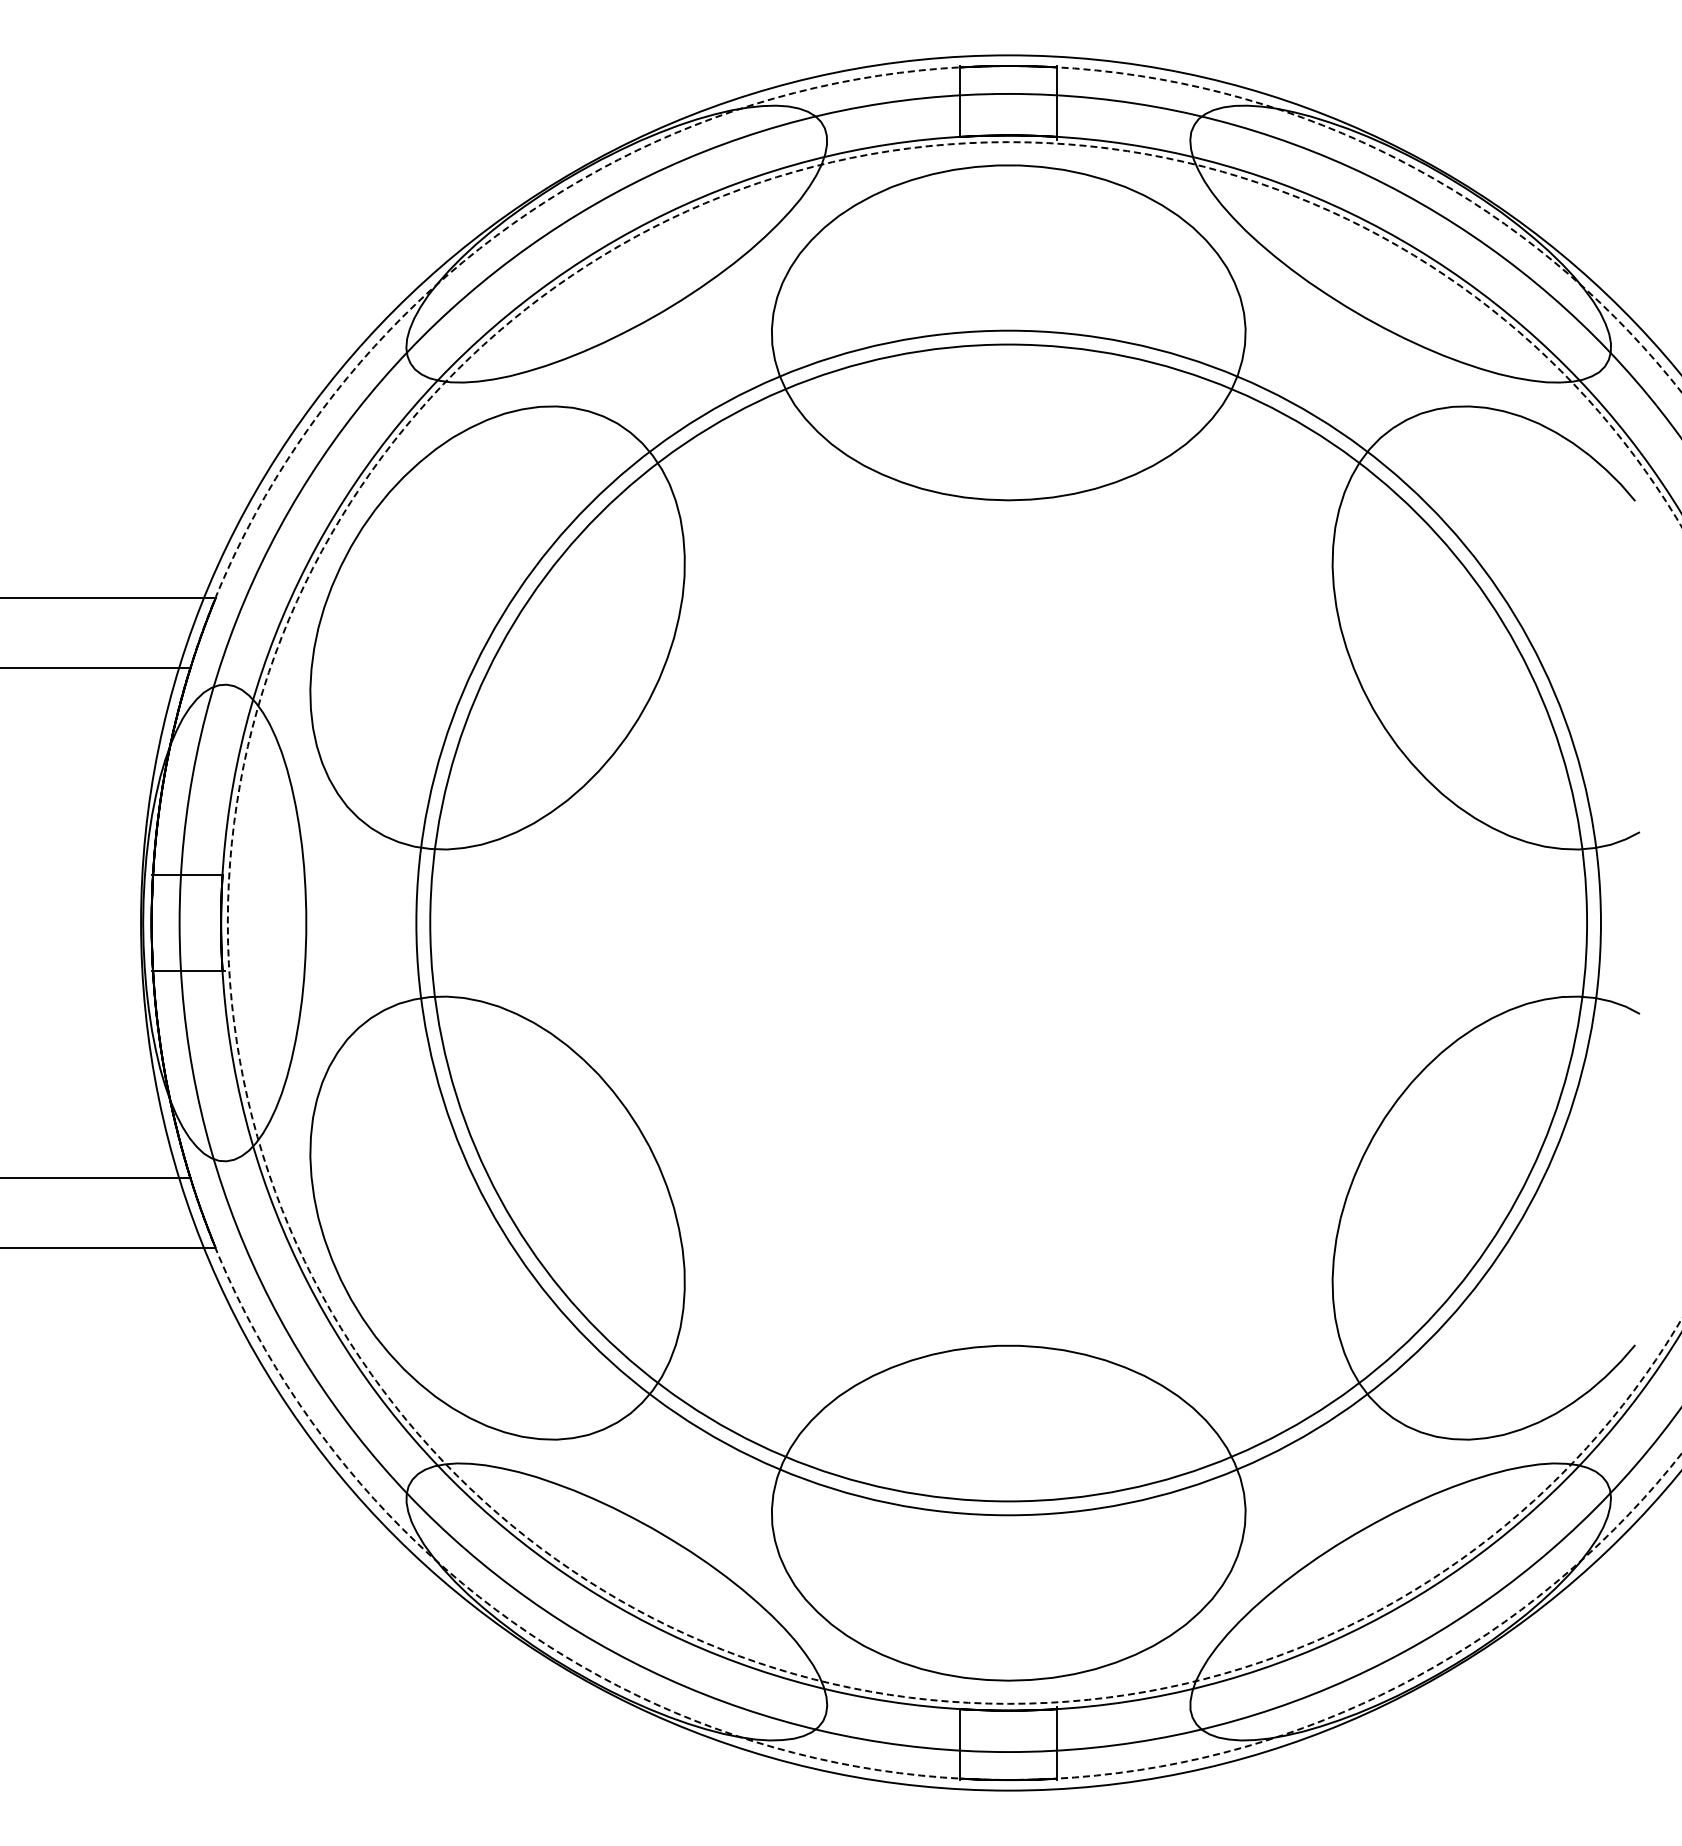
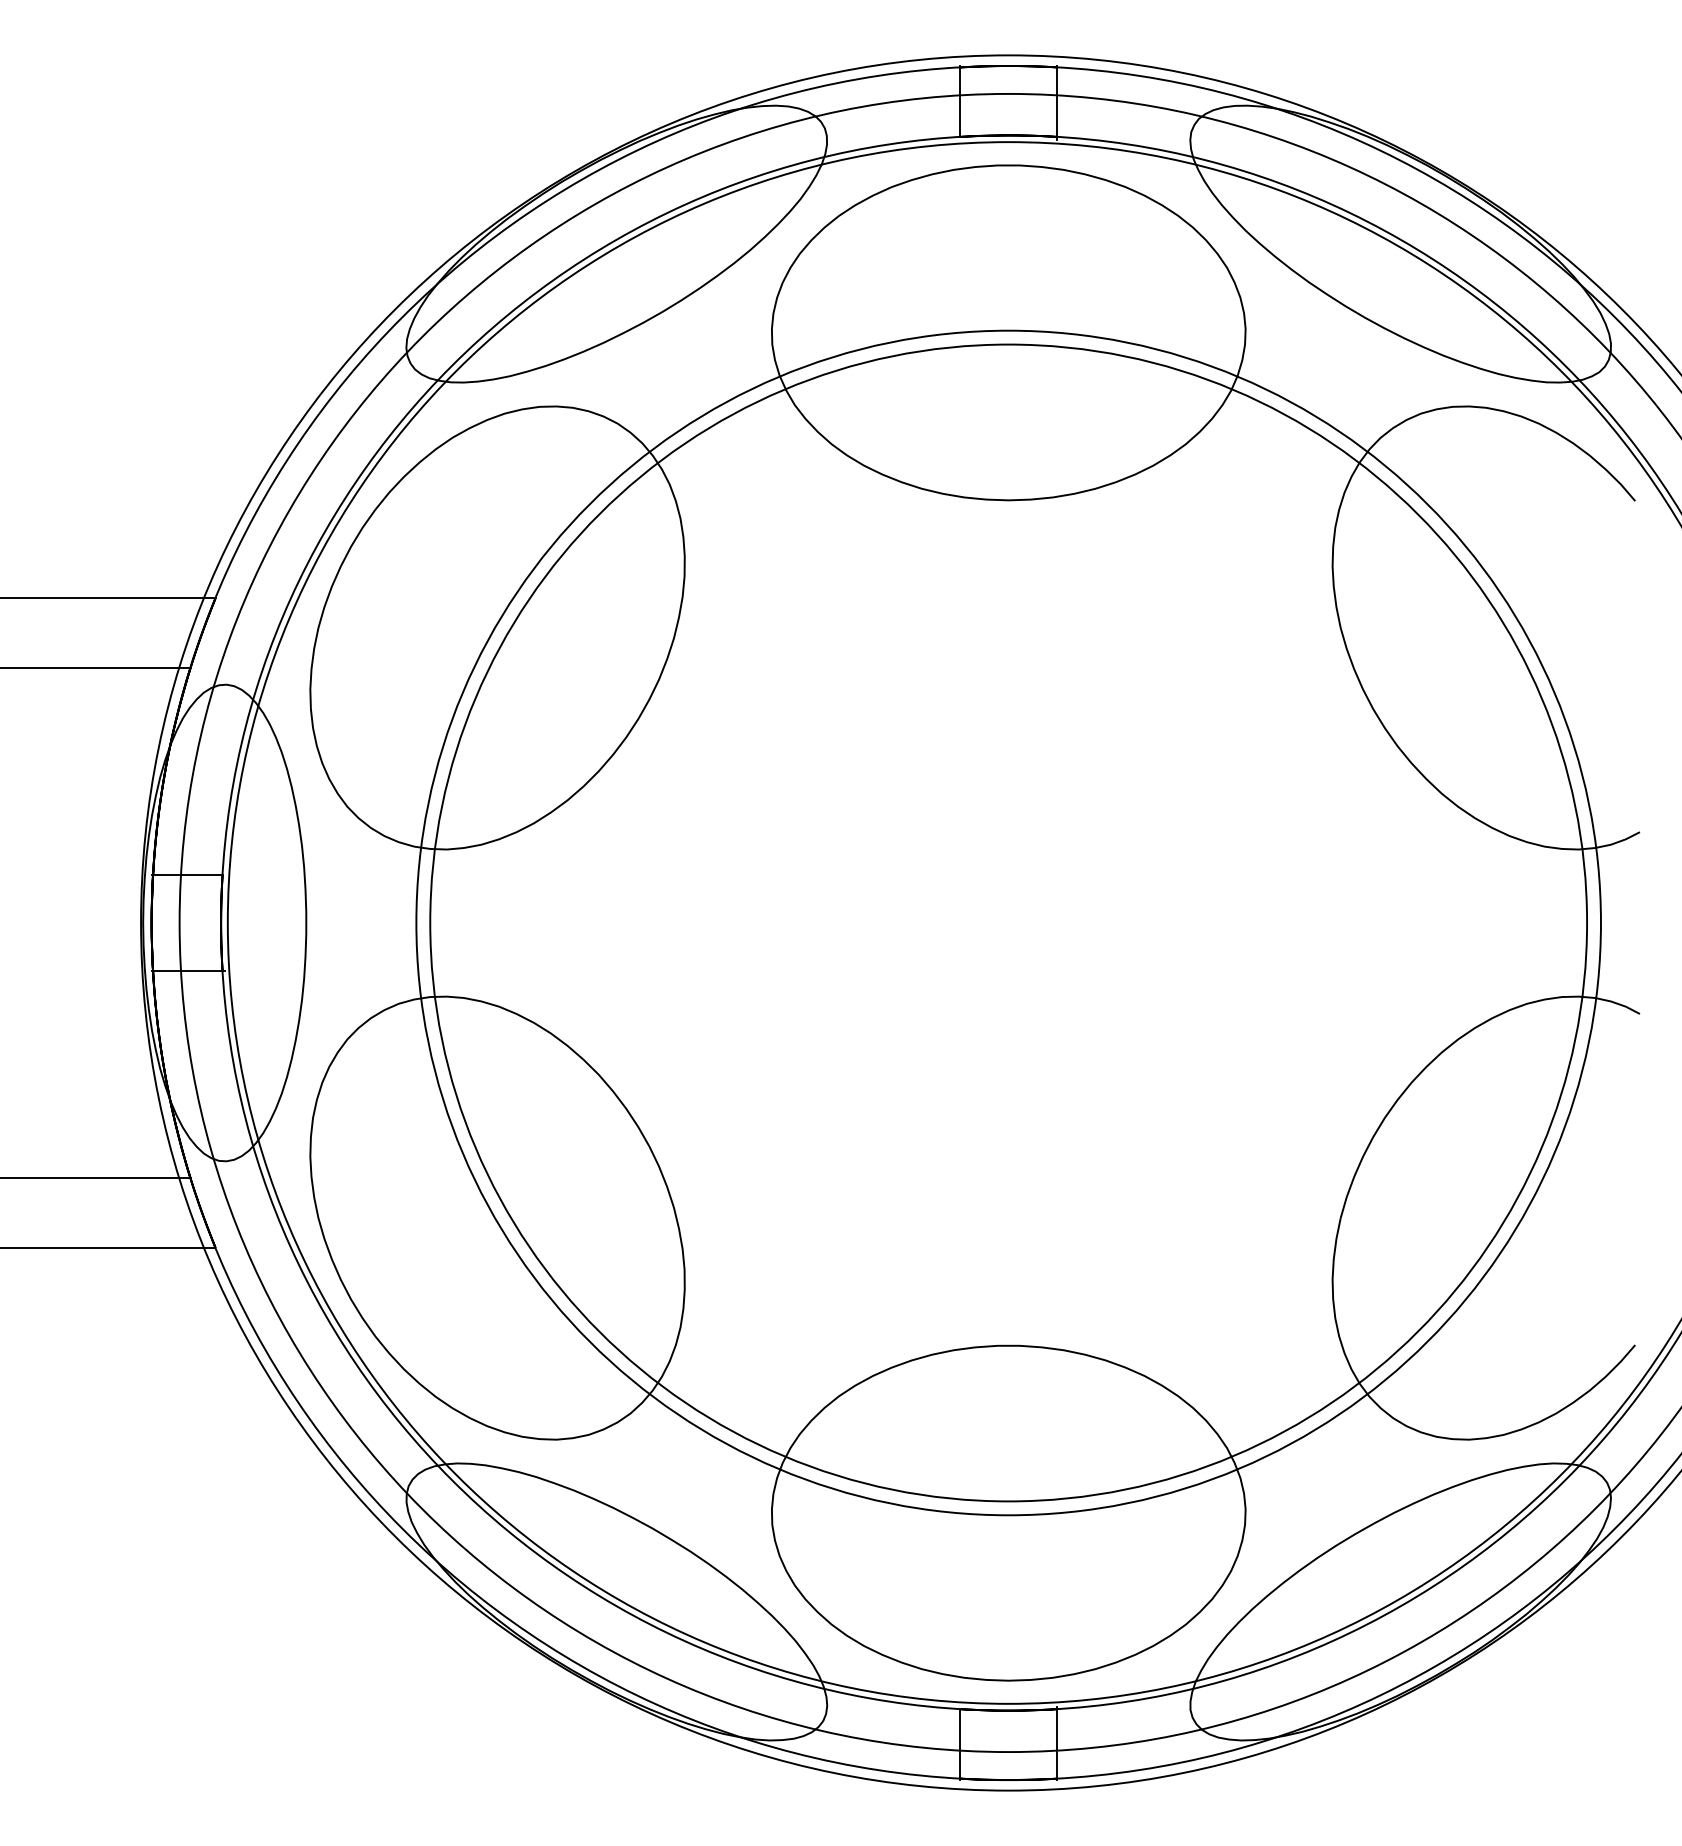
circle: dashed -> solid (916, 922)
circle: dashed -> solid (954, 922)
